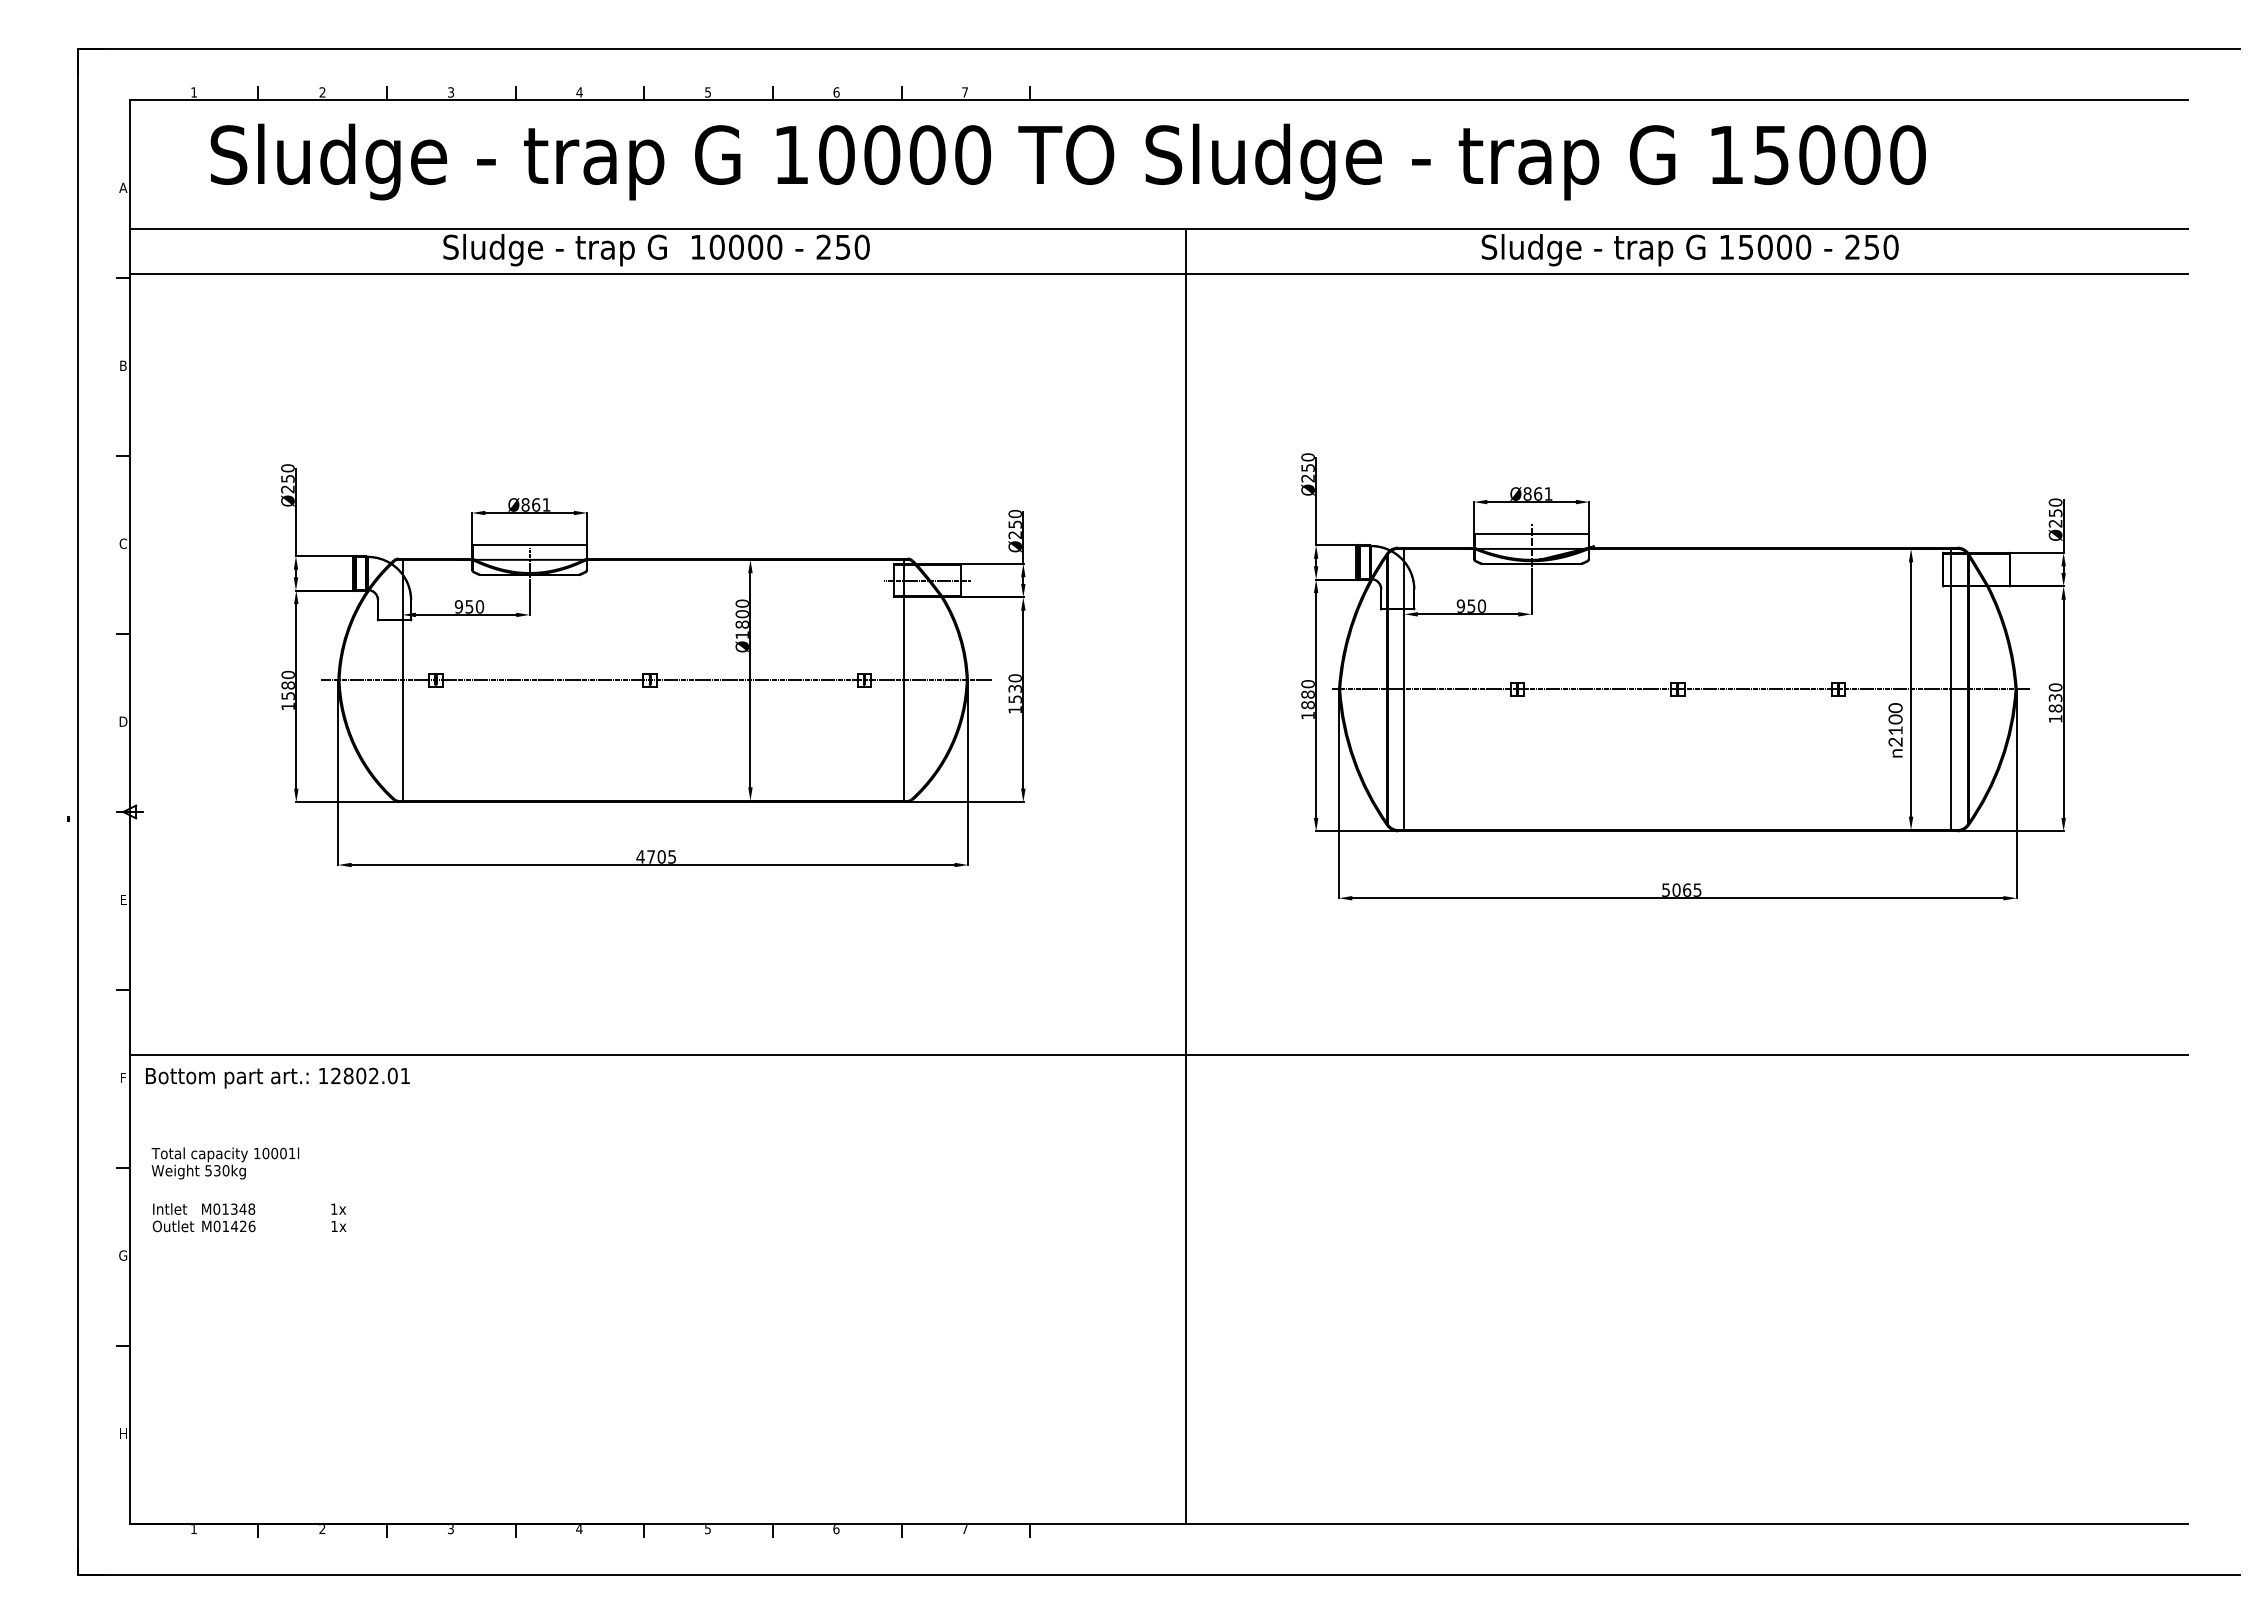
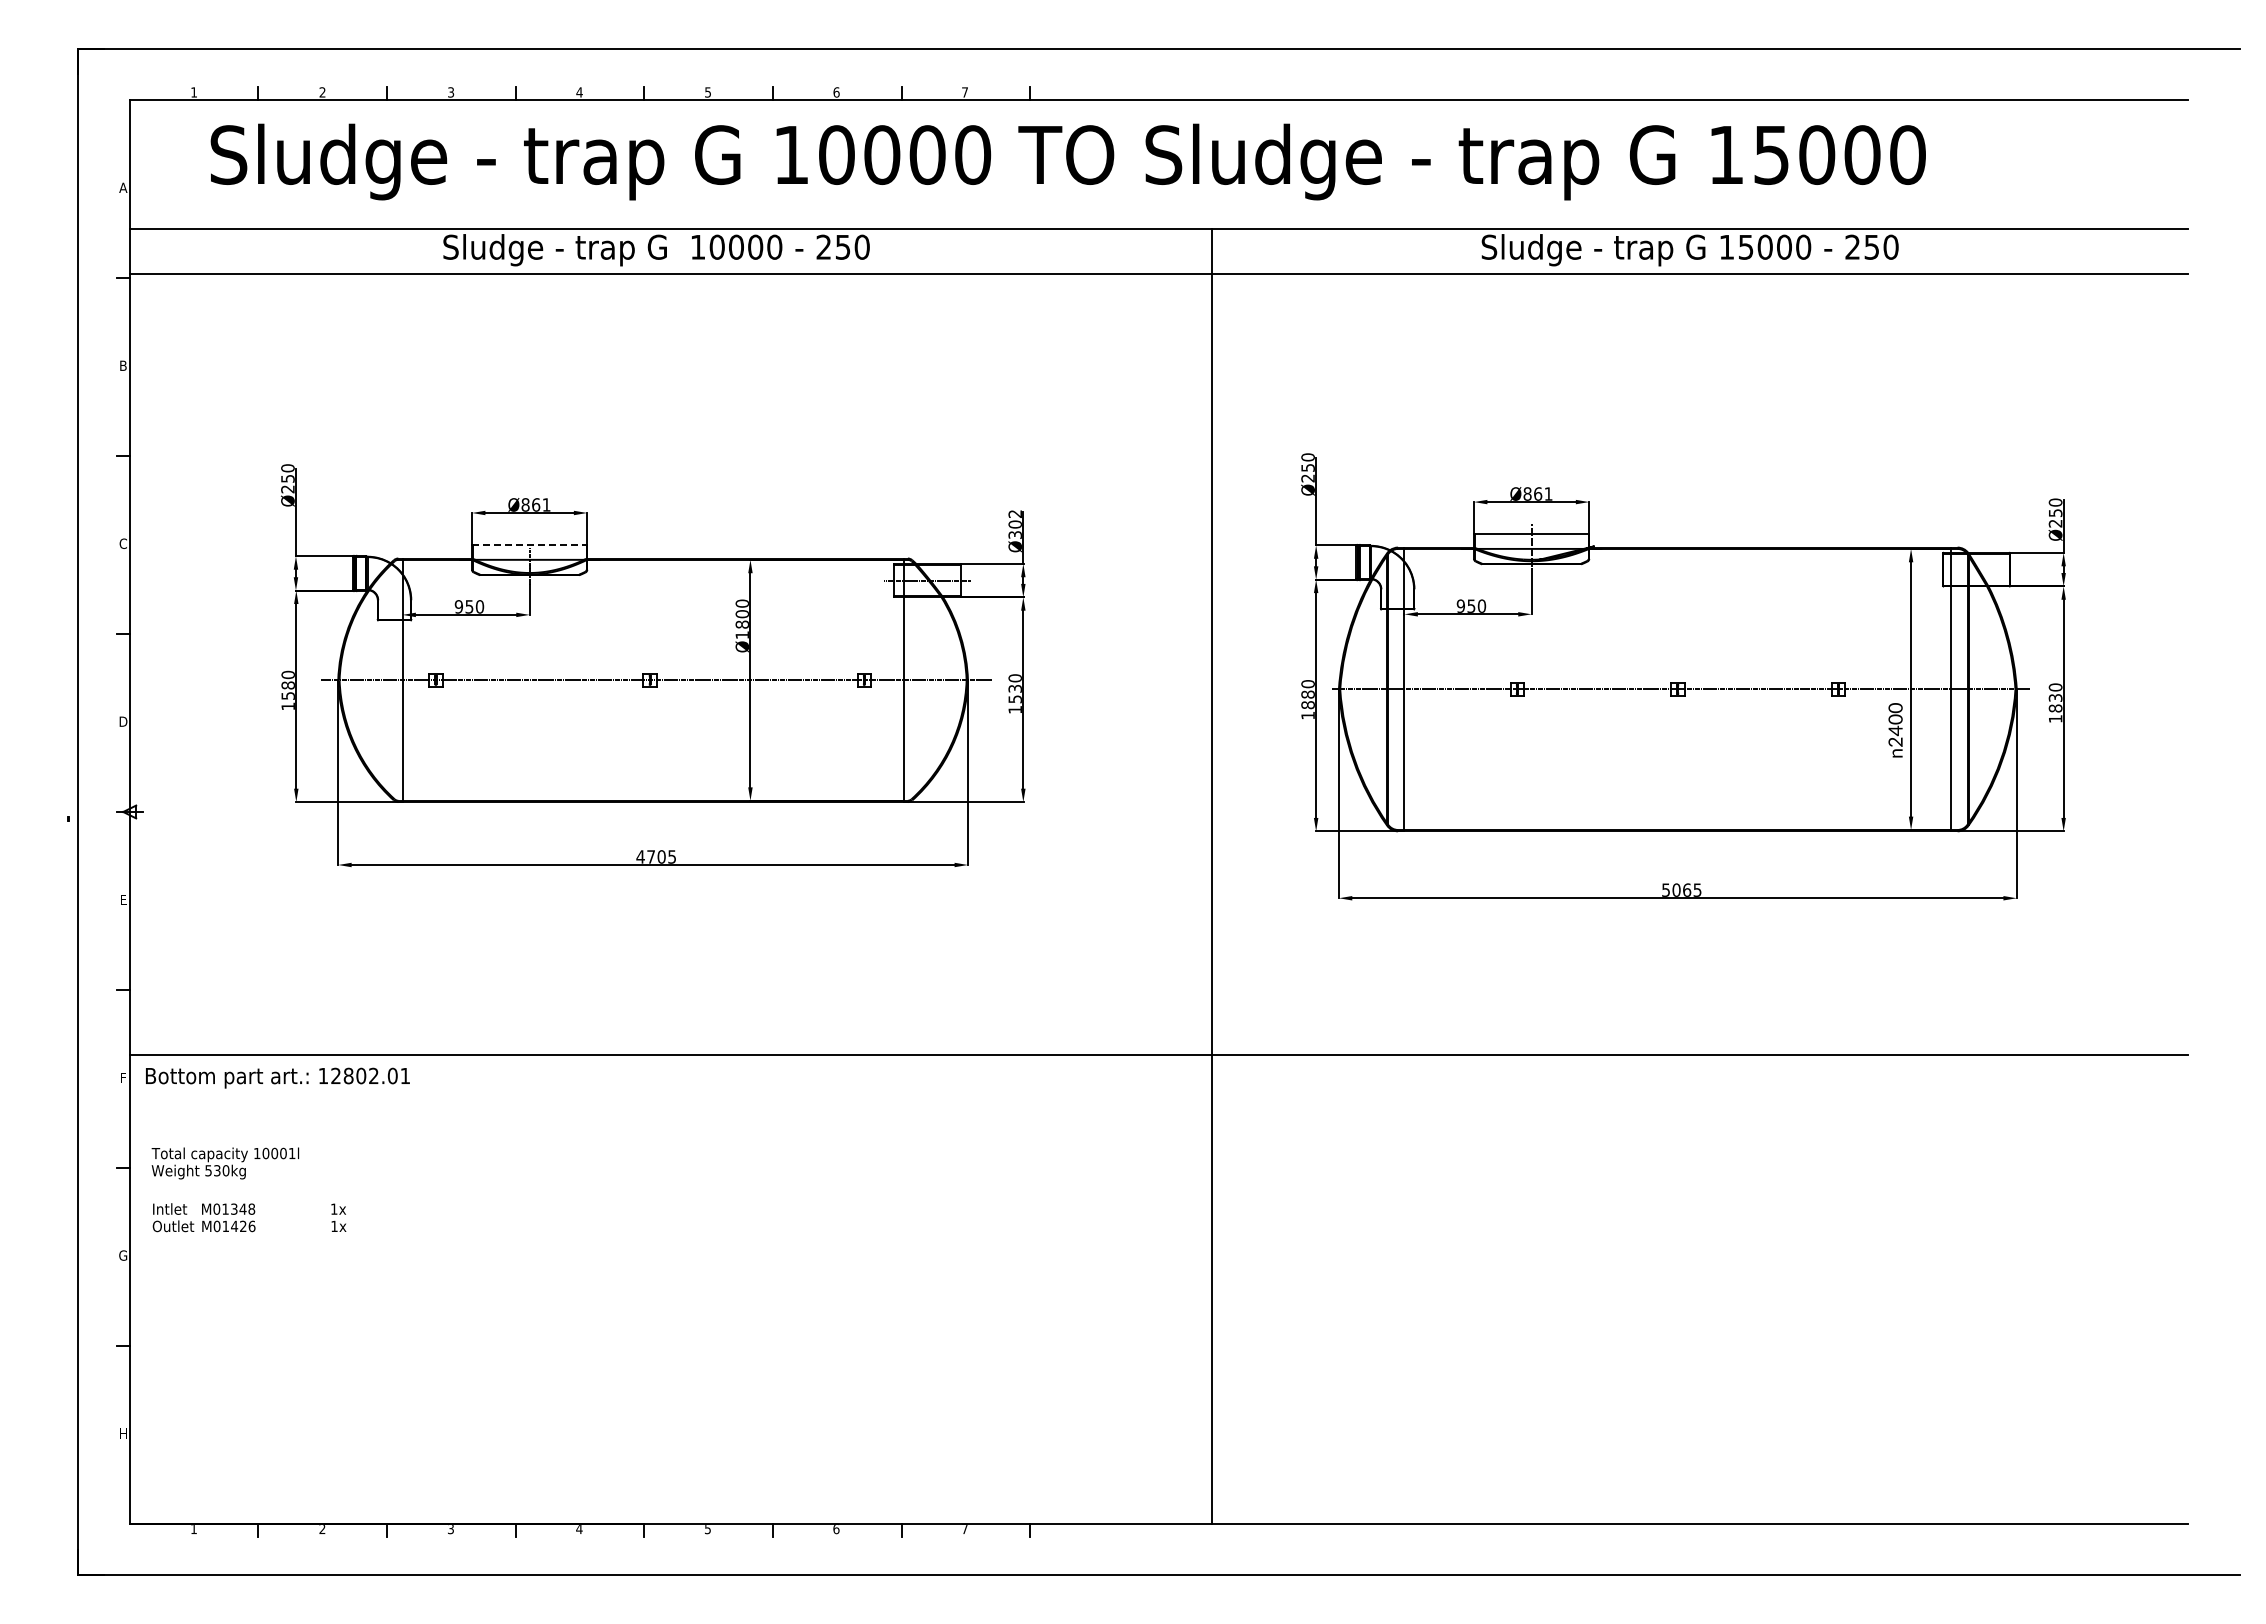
text: Ø250 -> Ø302 (1014, 524)
line: solid -> dashed (529, 545)
text: 2100 -> 2400 (1895, 730)
line position: (1185, 875) -> (1211, 875) (1211, 875)
